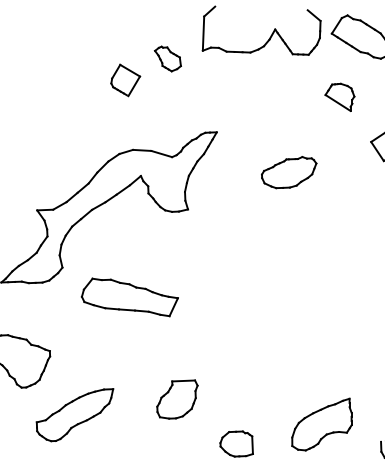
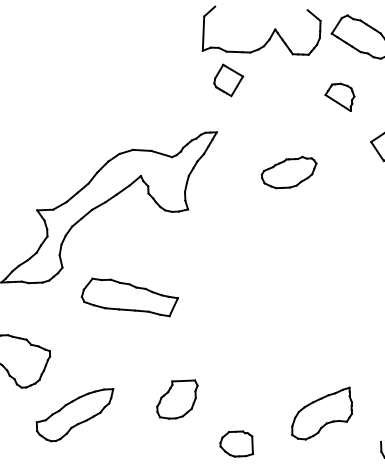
part: present -> none (167, 58)
part position: (125, 80) -> (228, 80) (228, 80)
part position: (321, 424) -> (321, 413) (321, 413)
